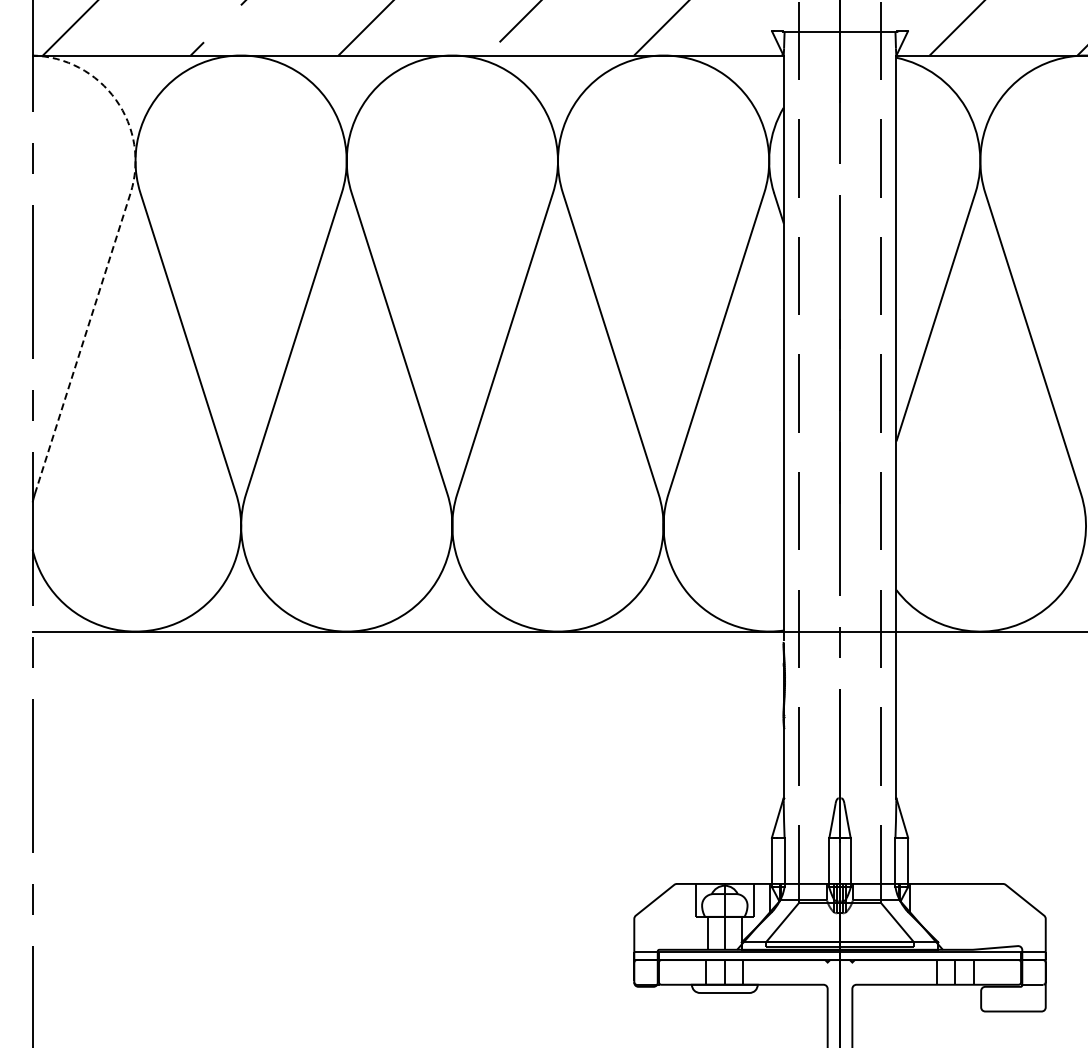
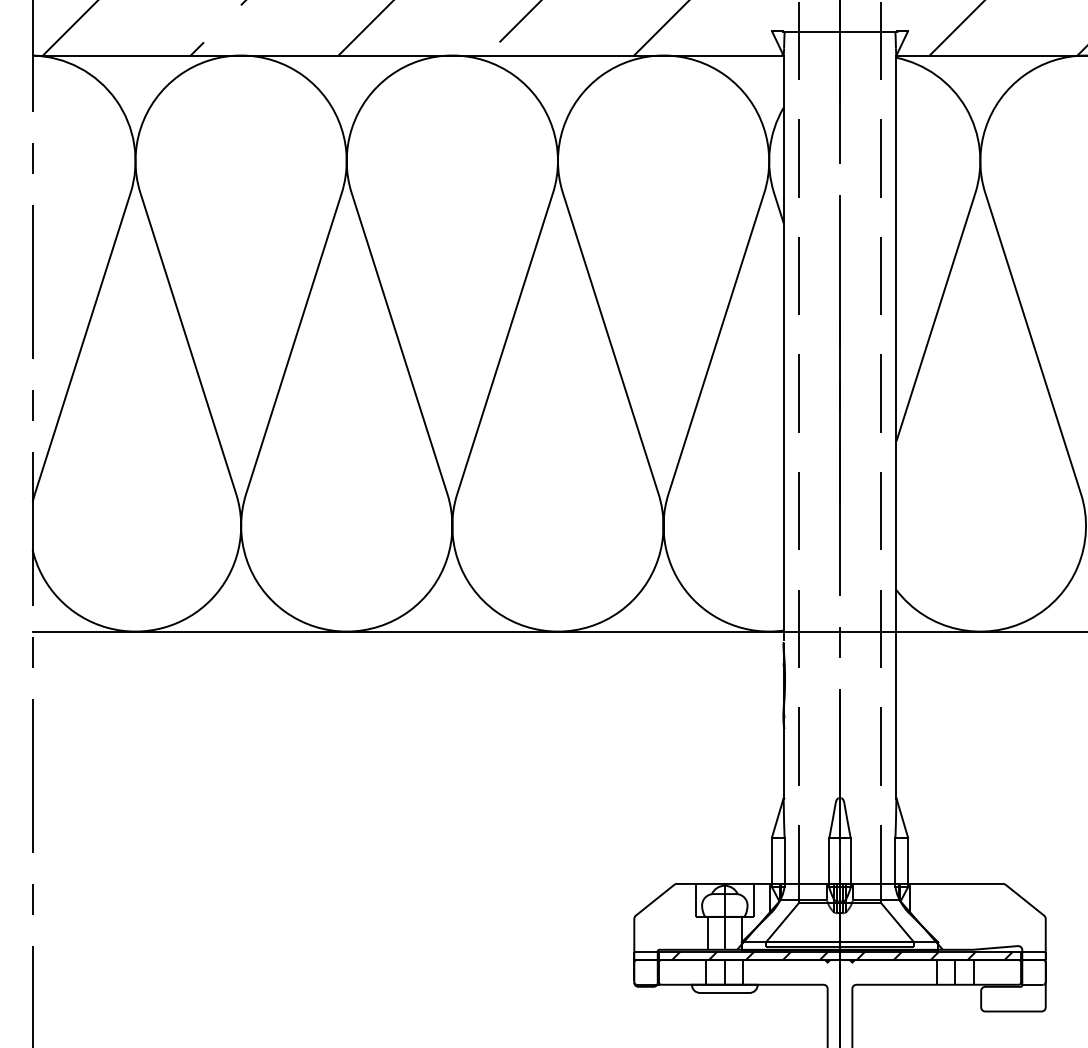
line: dashed -> solid (116, 236)
hatch: none -> present (842, 955)
